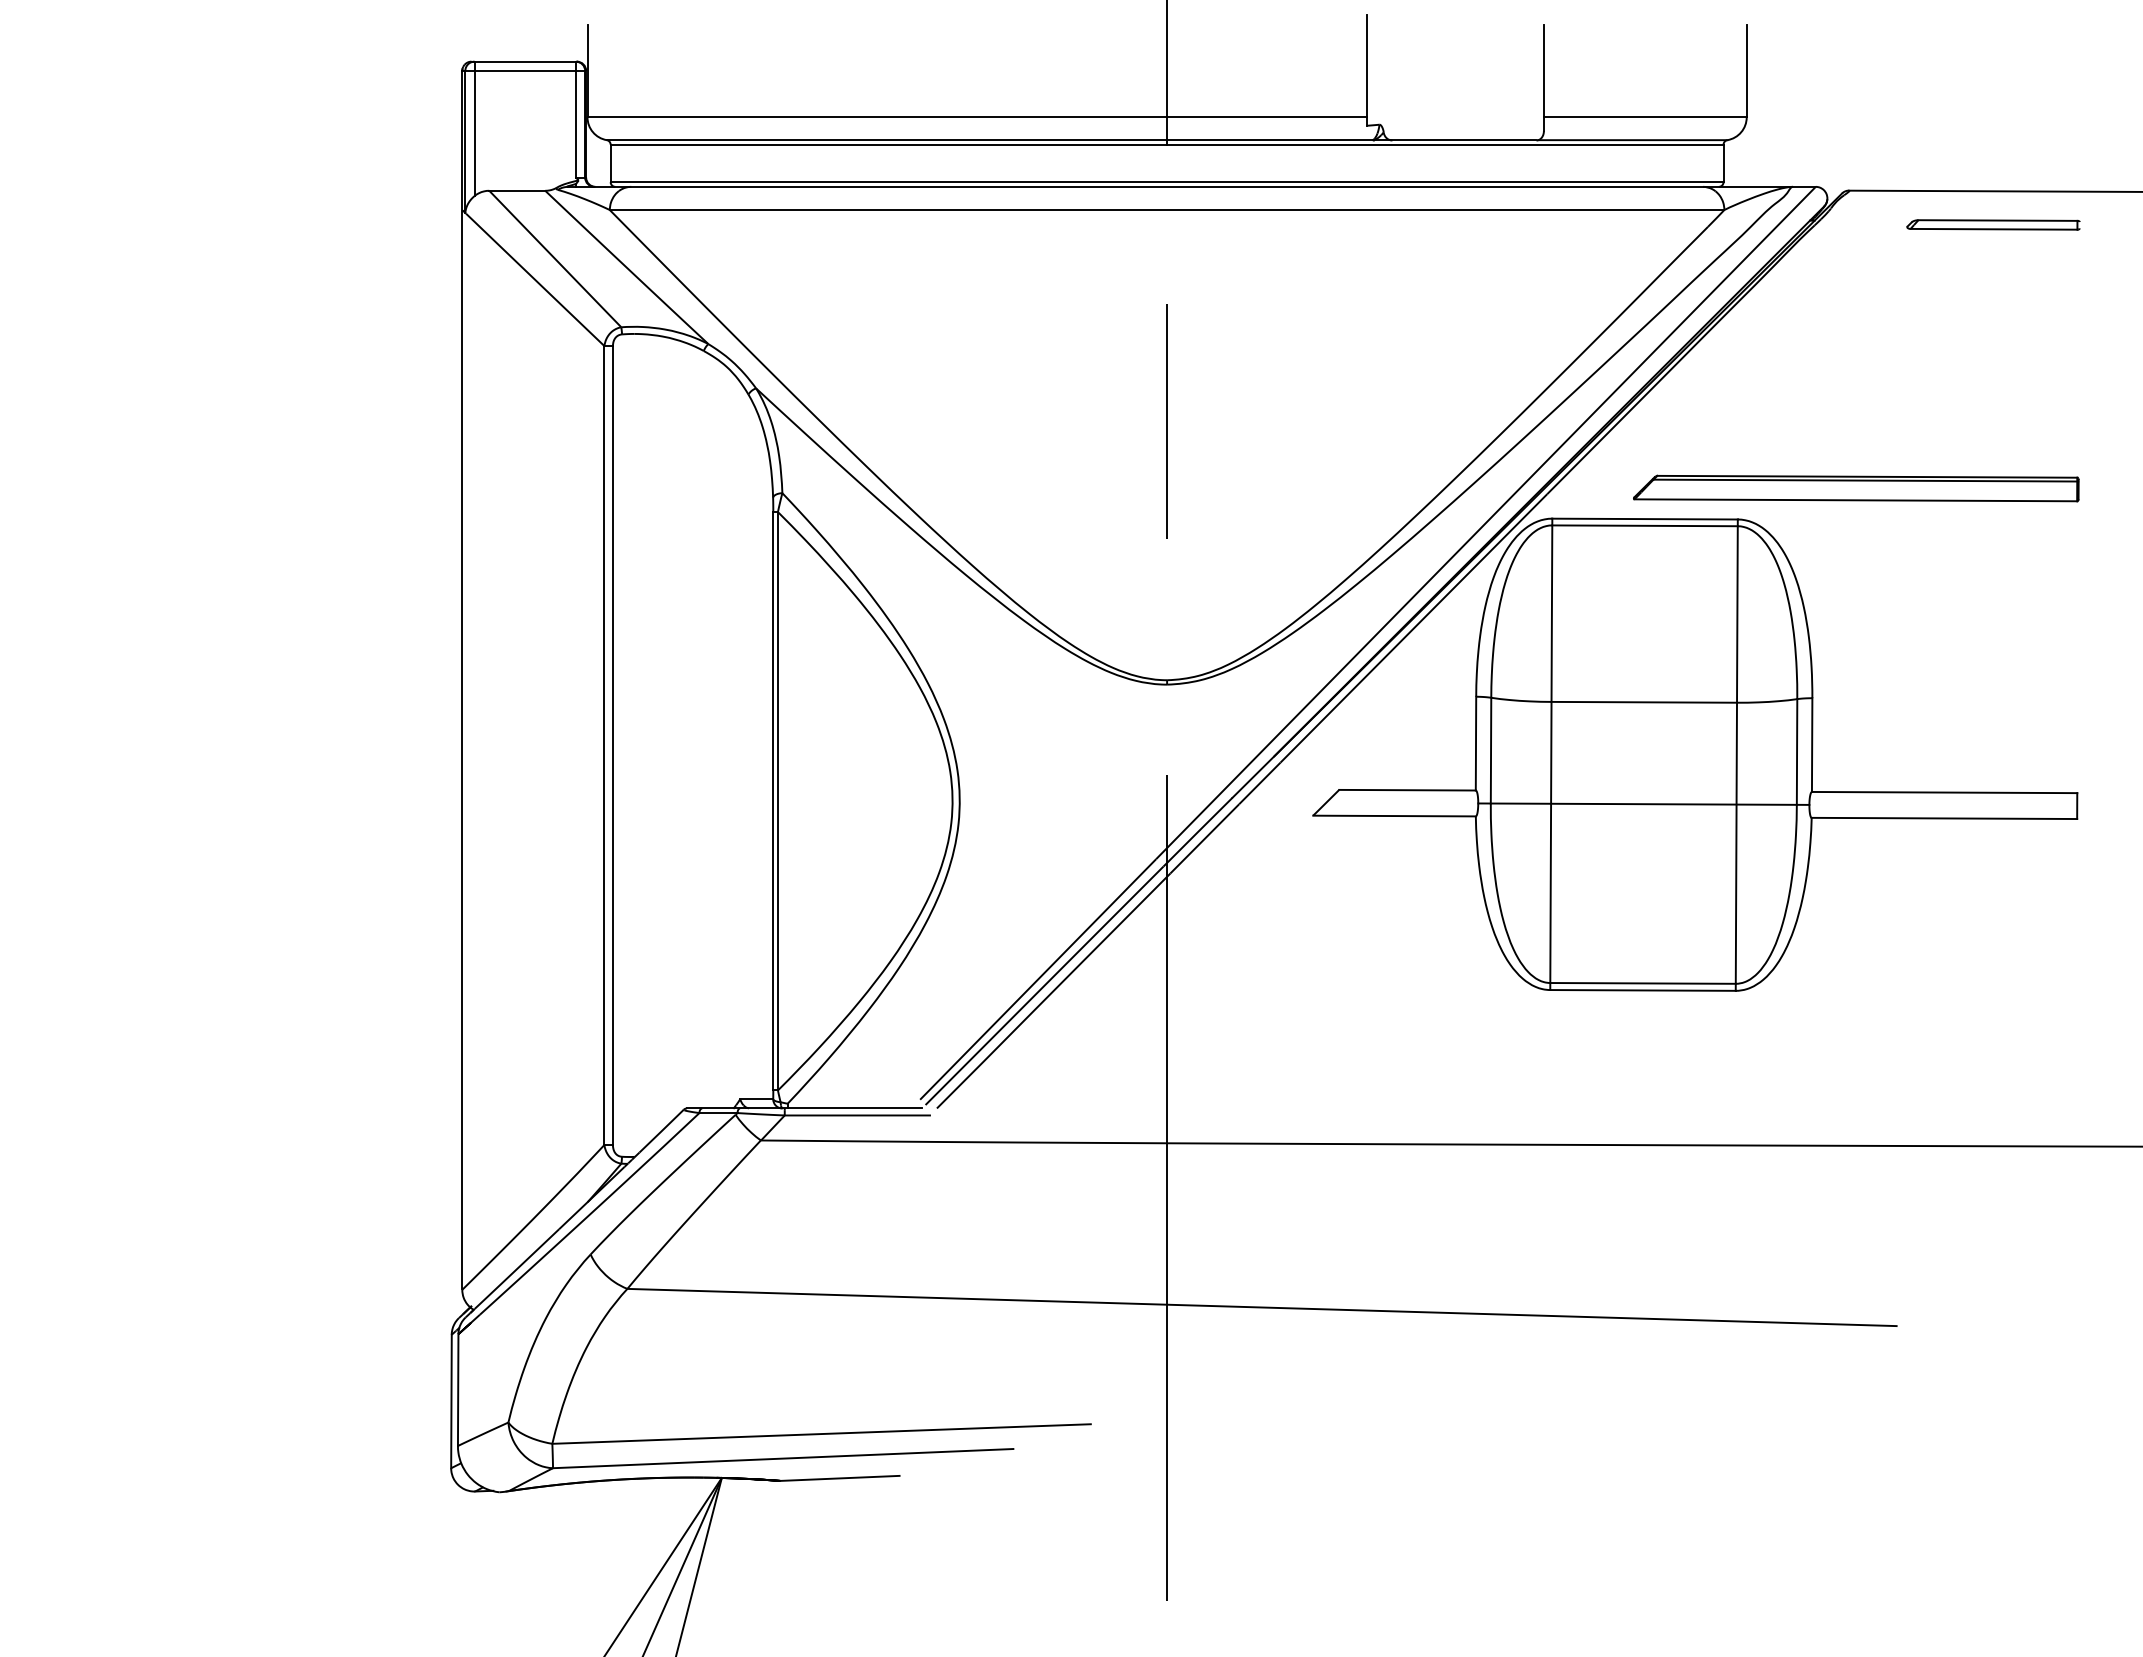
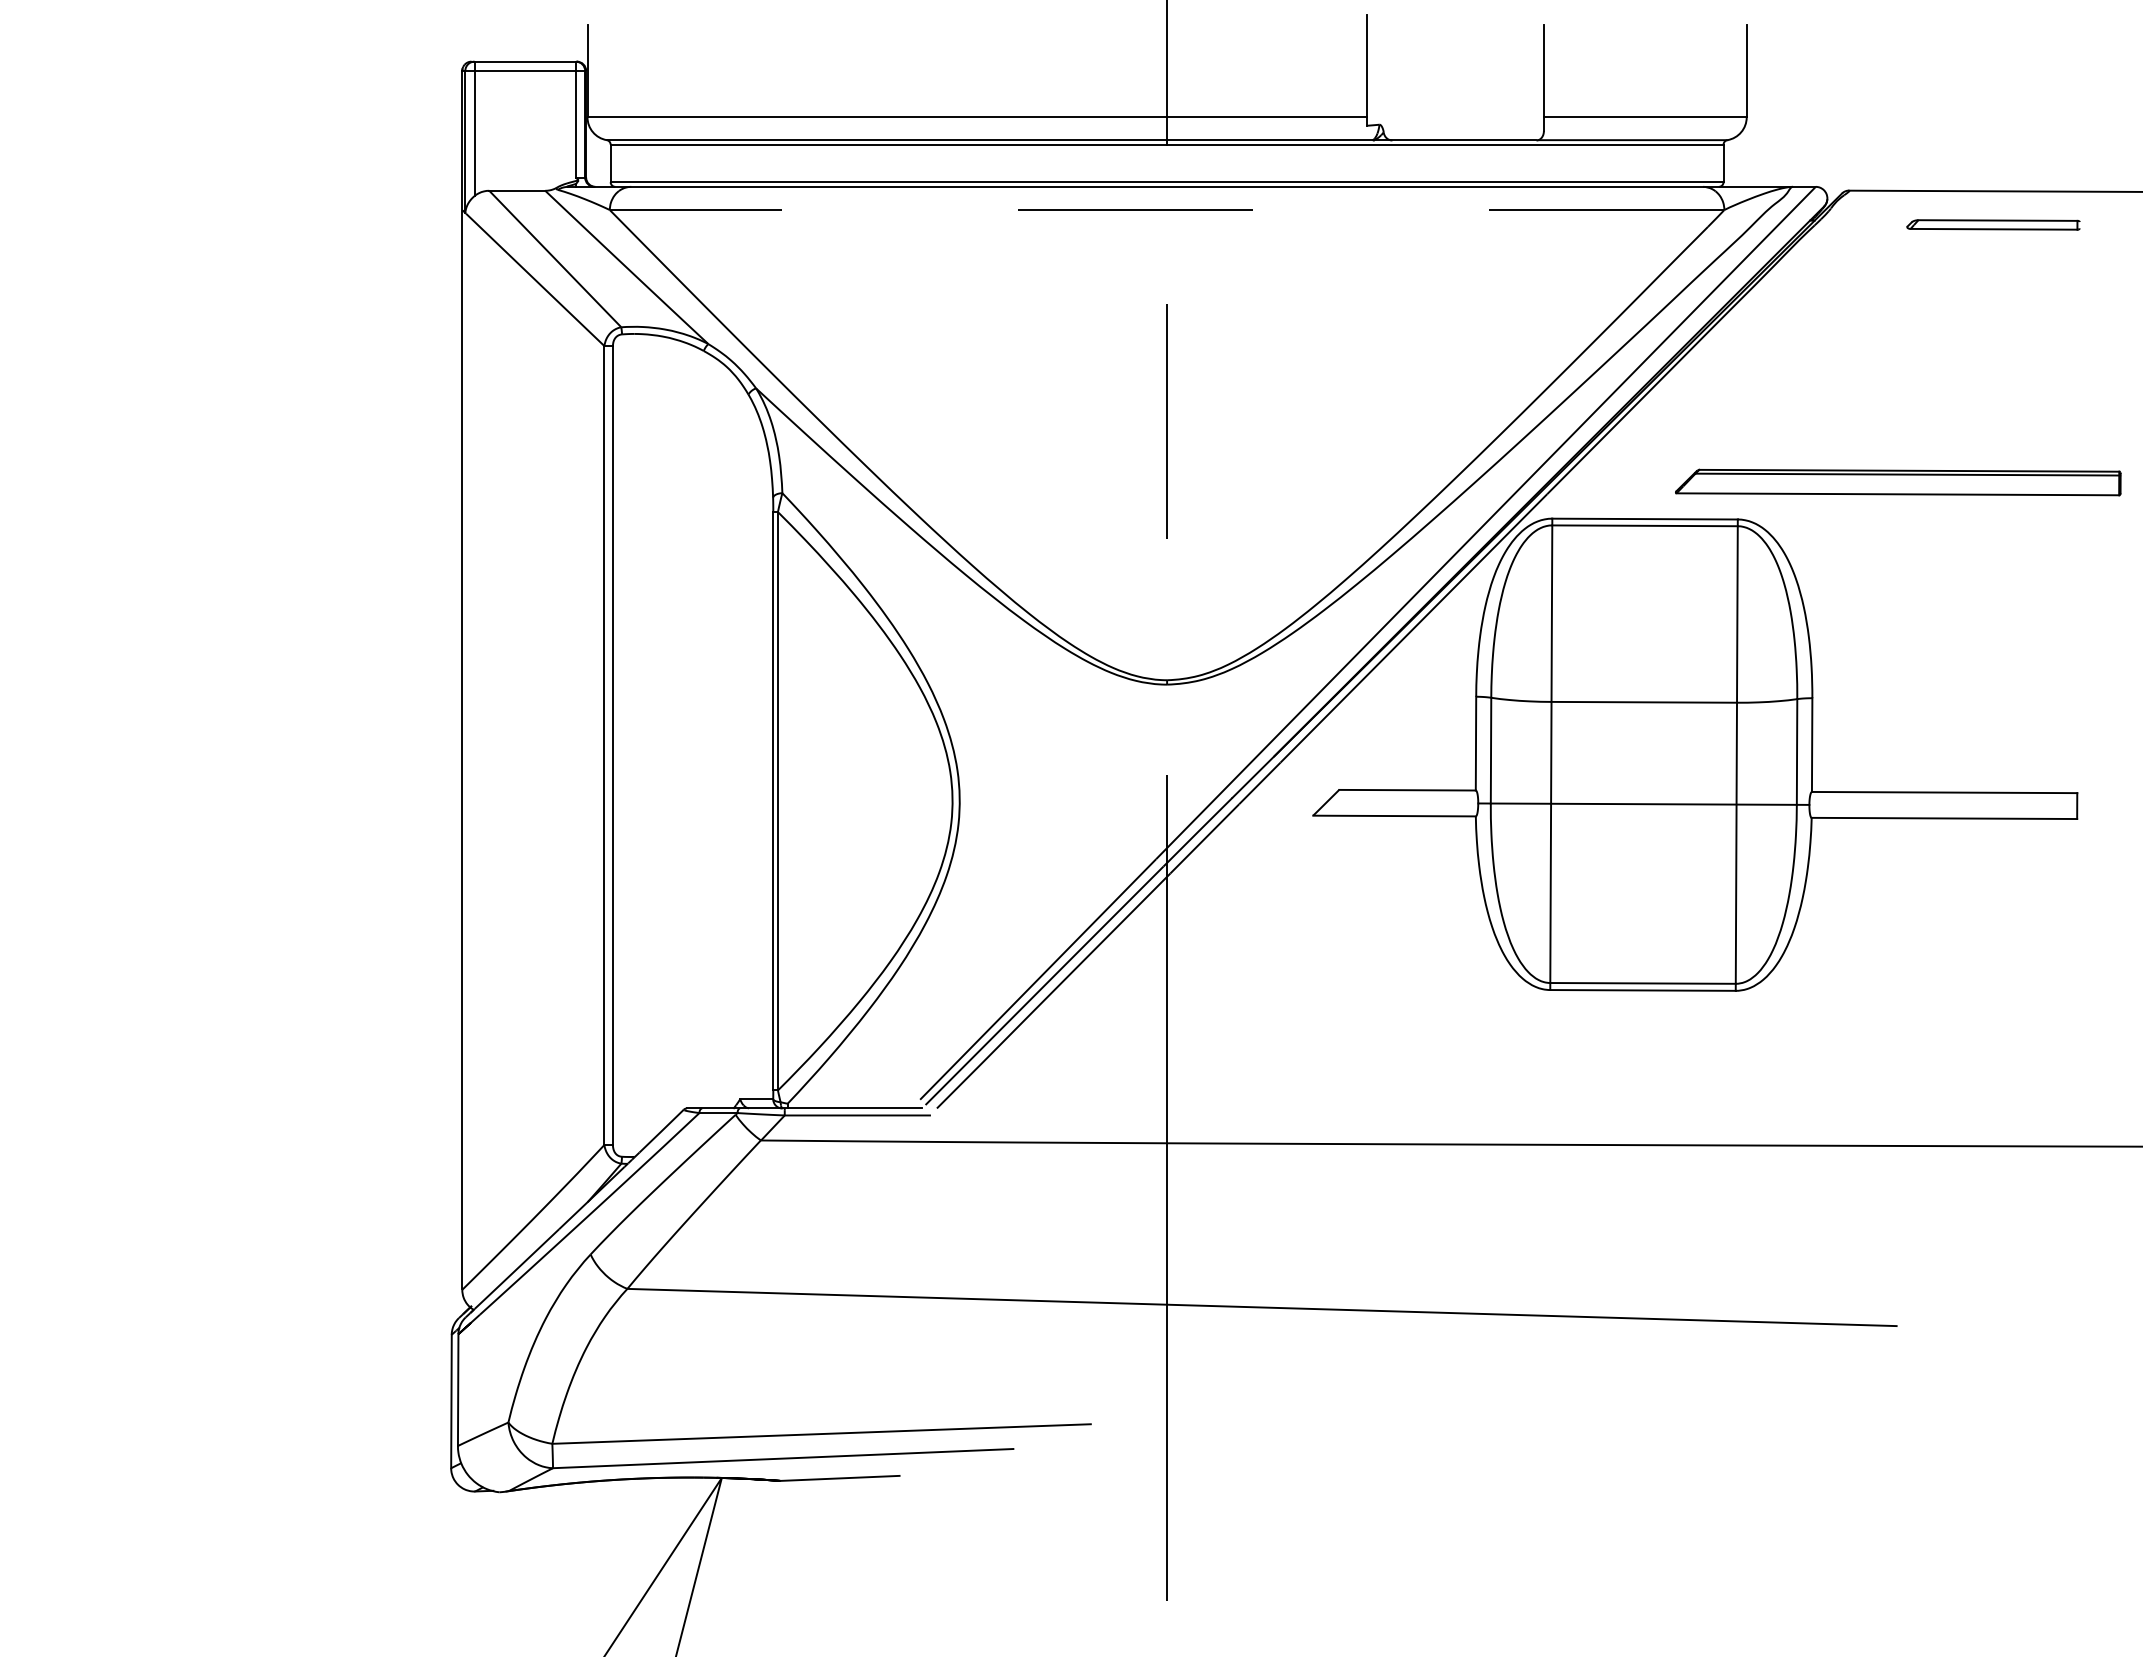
line: solid -> dashed (1166, 210)
part position: (1856, 488) -> (1898, 482) (1898, 482)
line: present -> none (682, 1565)
